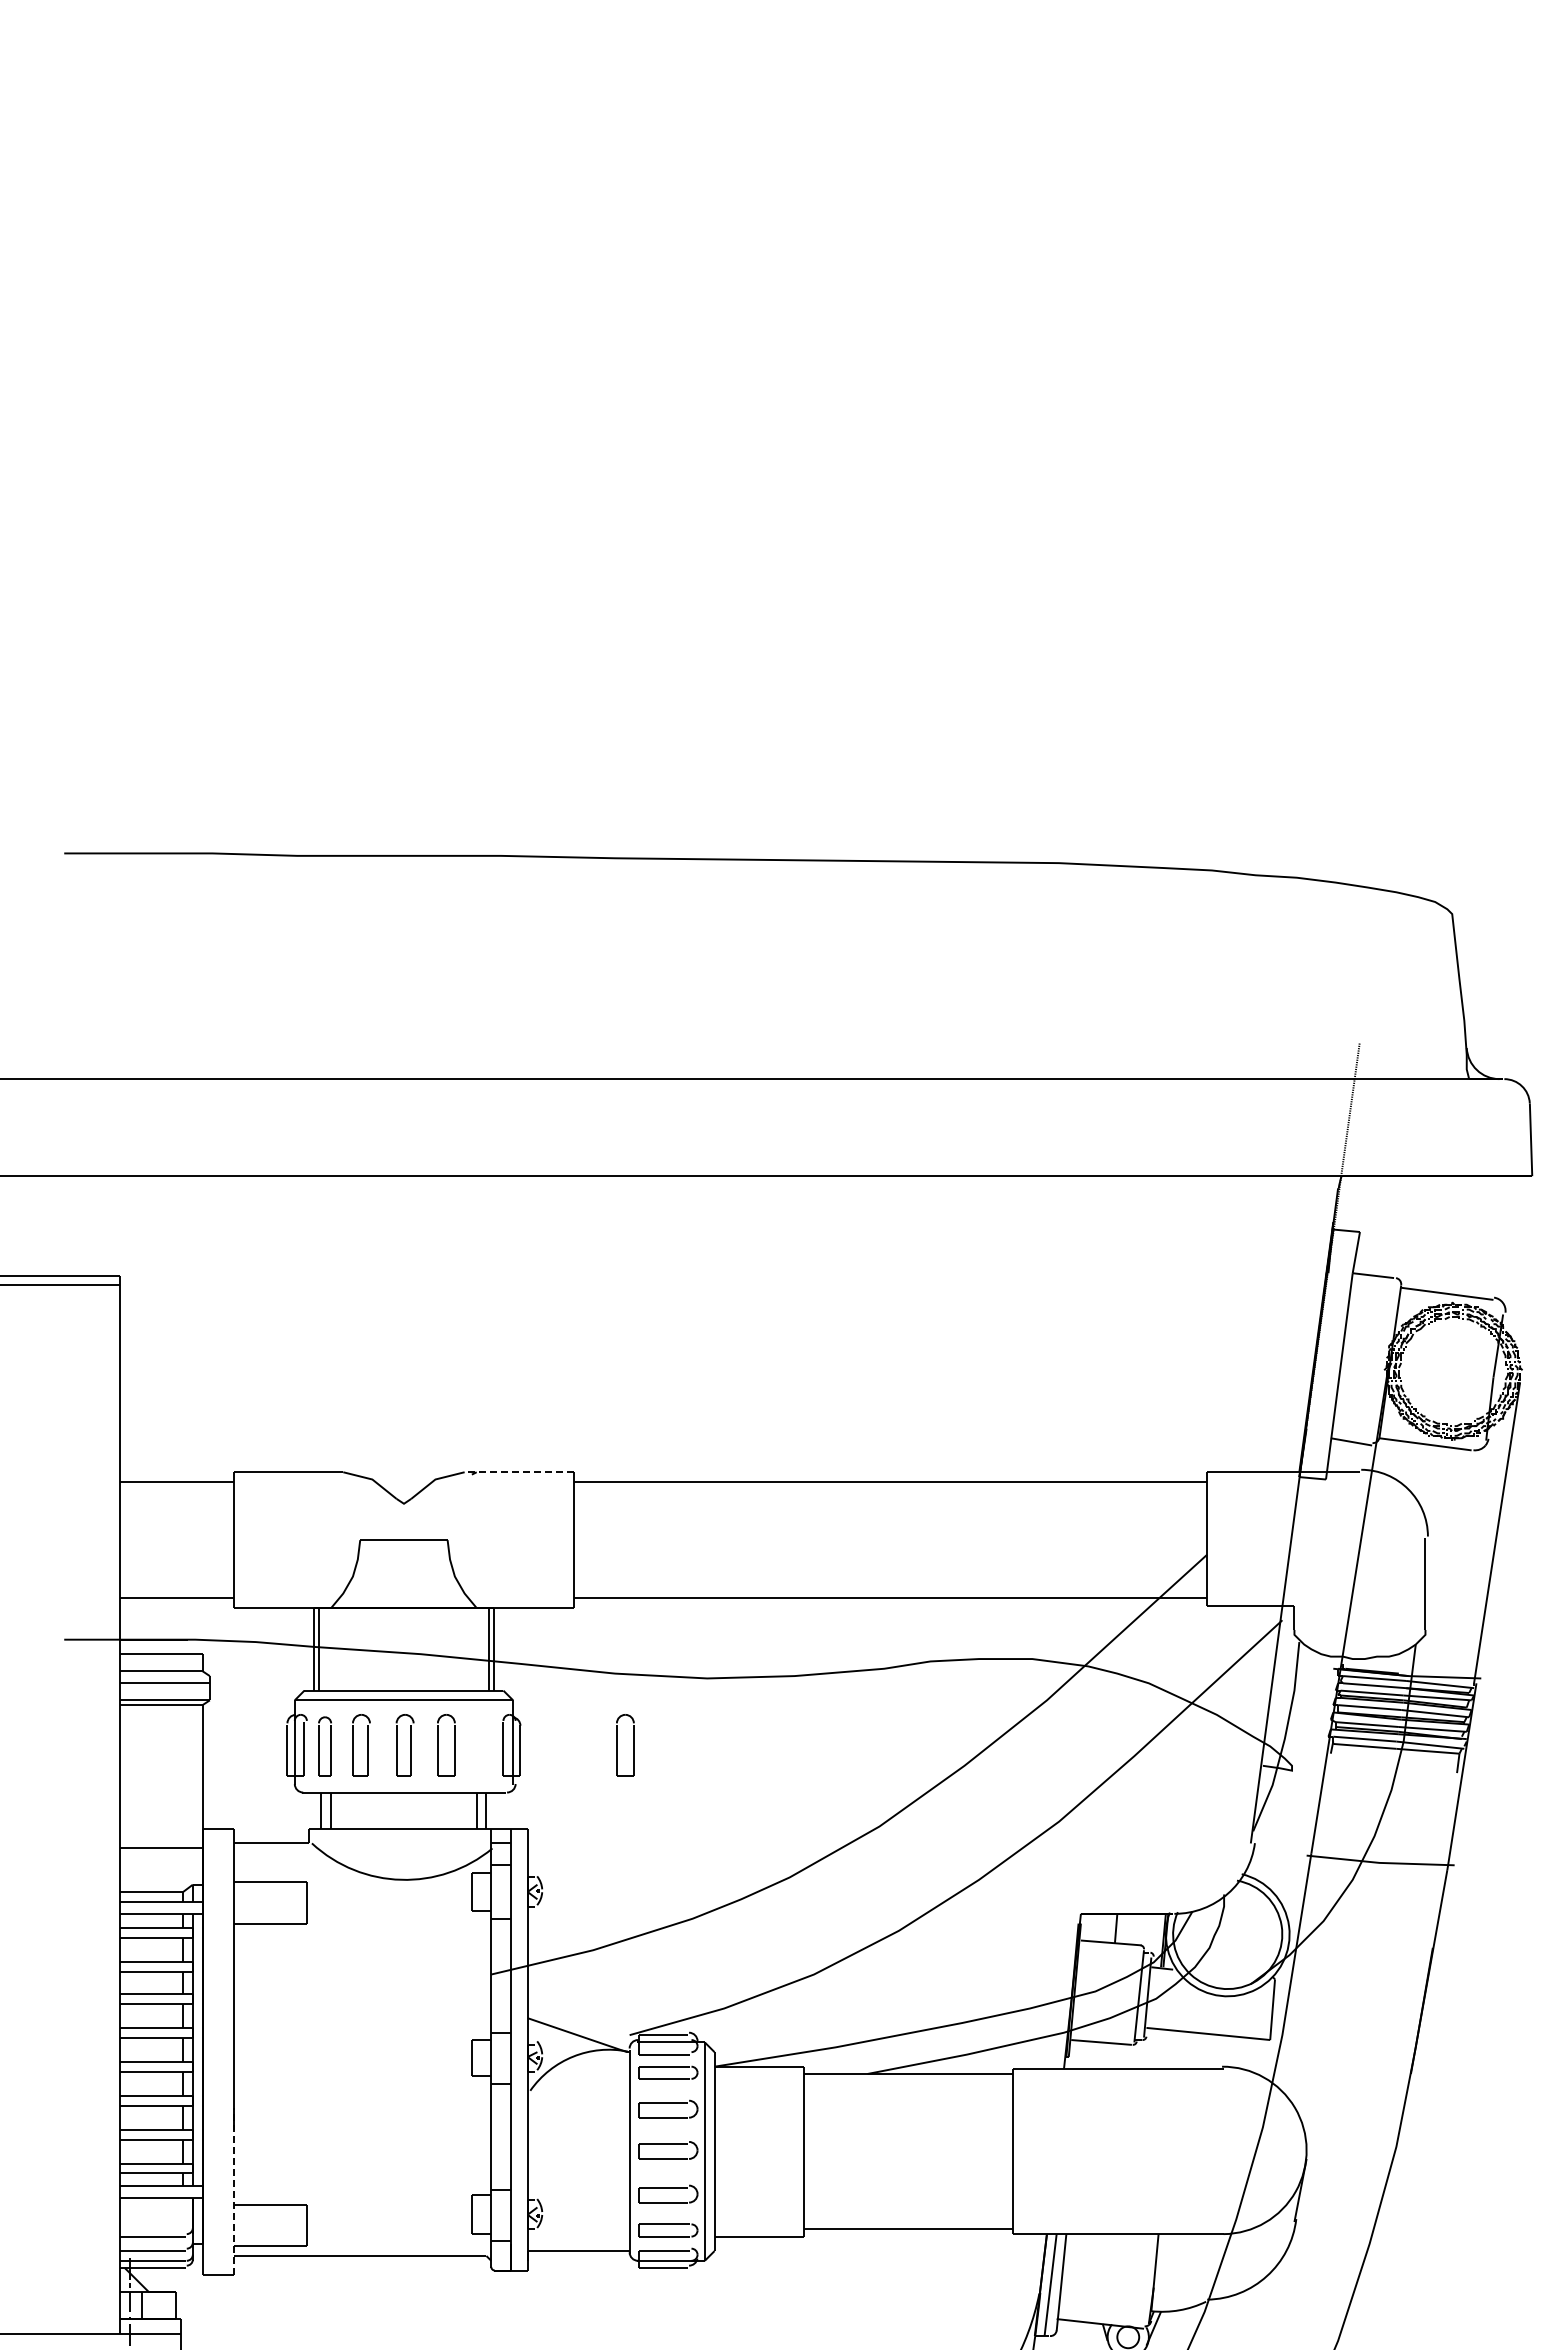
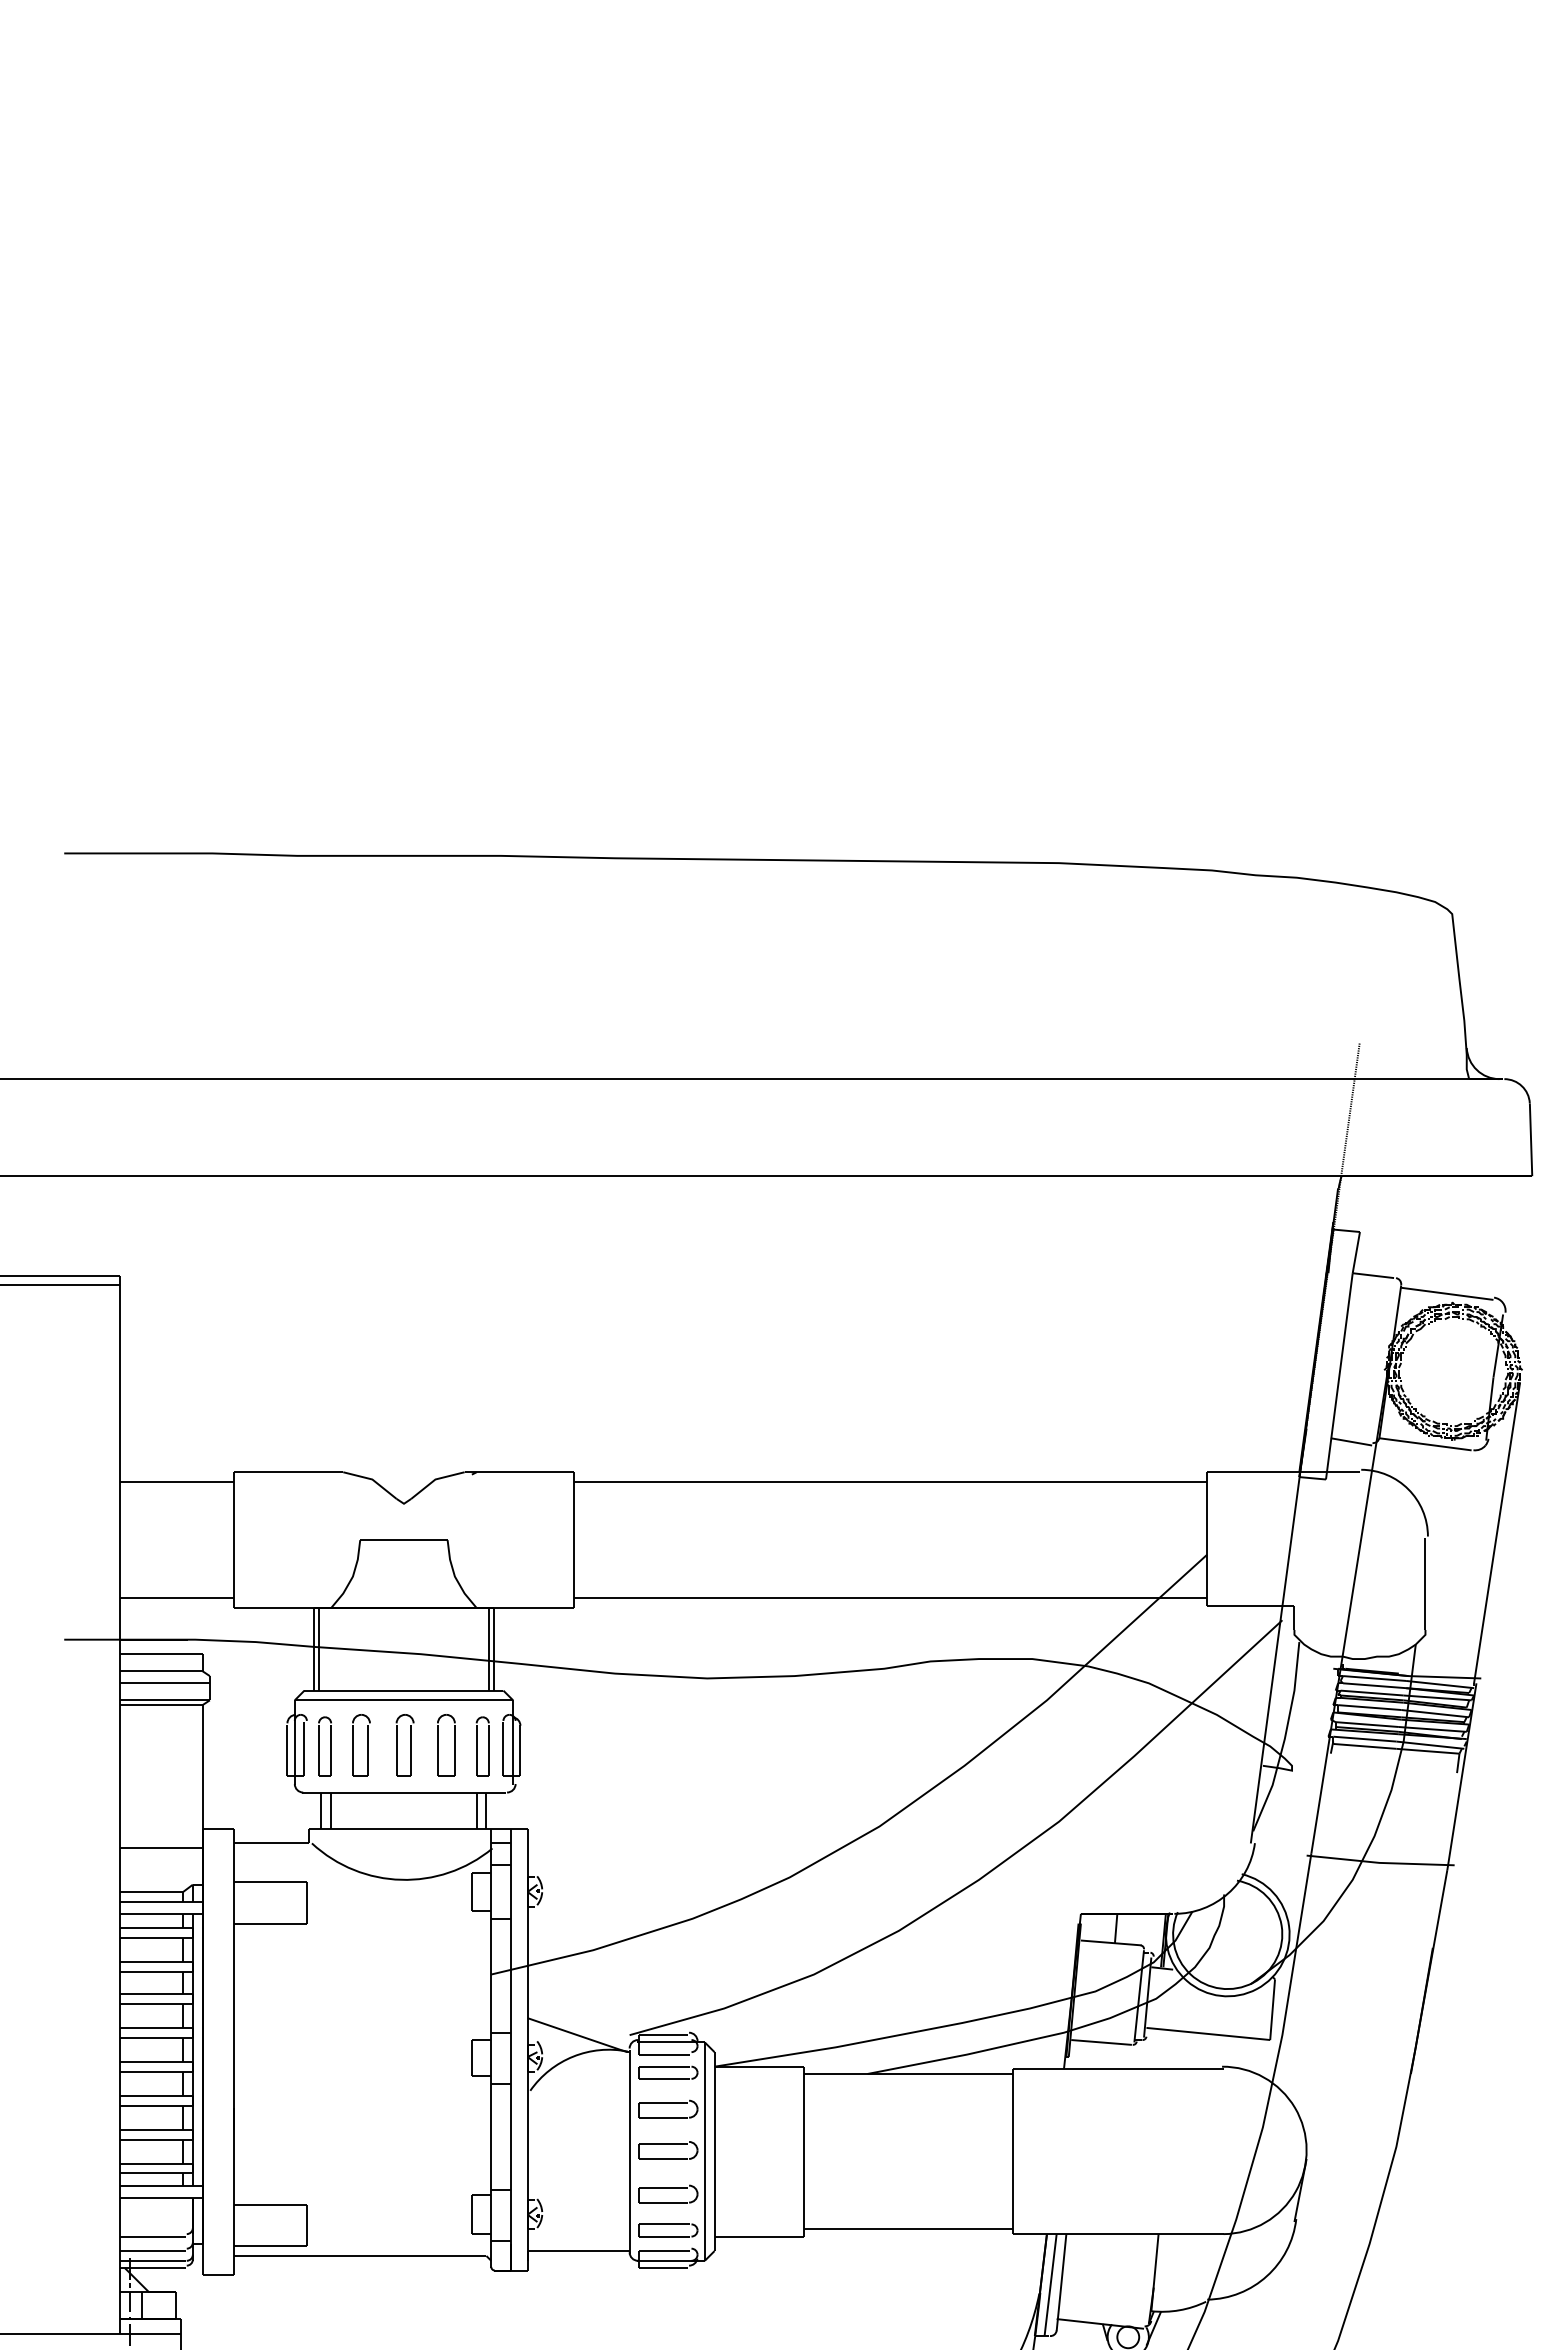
line: dashed -> solid (519, 1472)
part: present -> none (617, 1745)
part: none -> present (482, 1746)
line: dashed -> solid (234, 2191)
